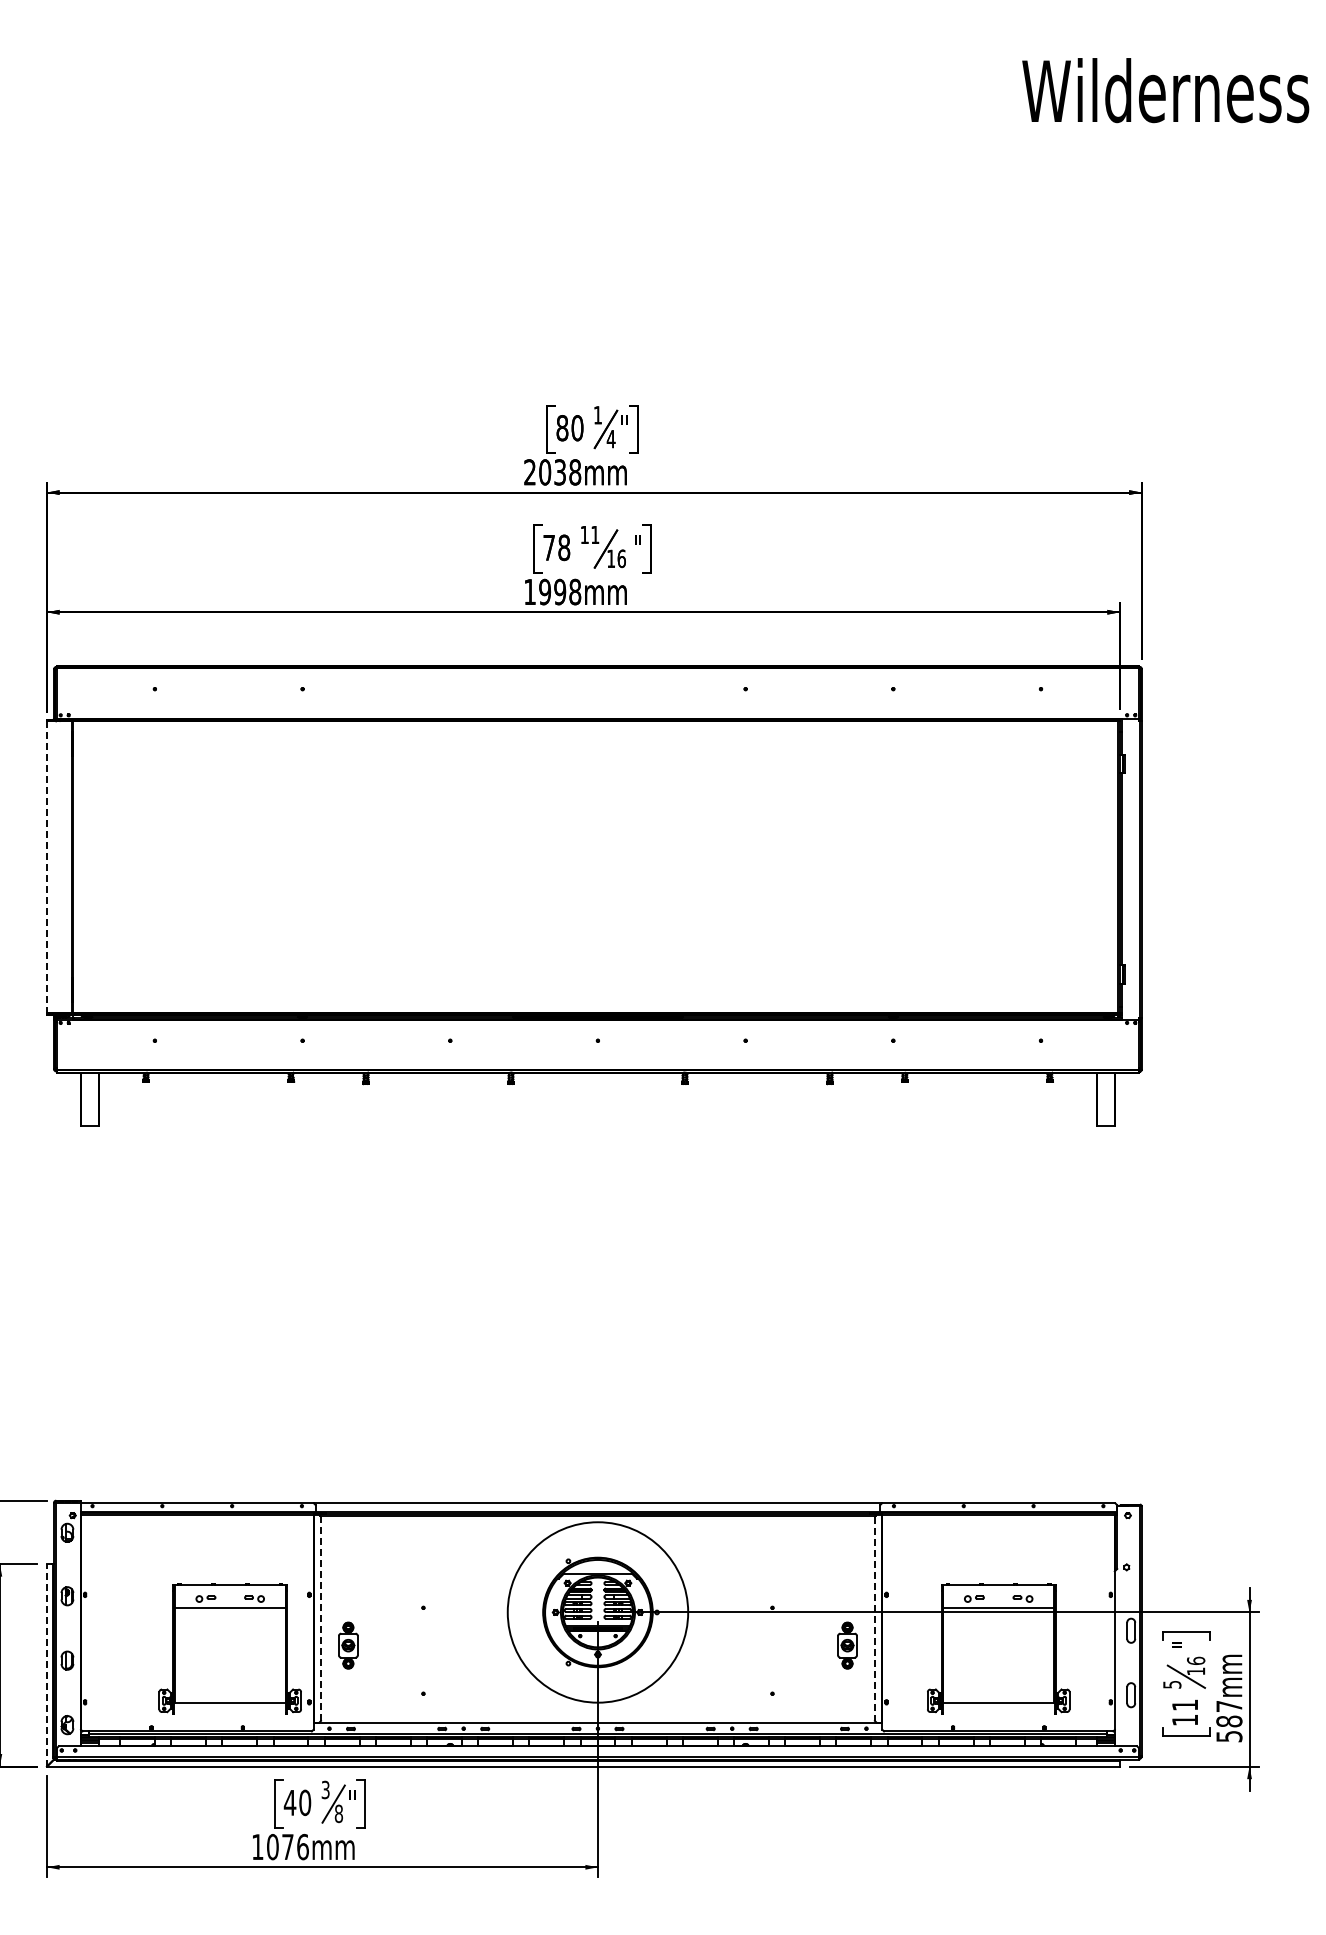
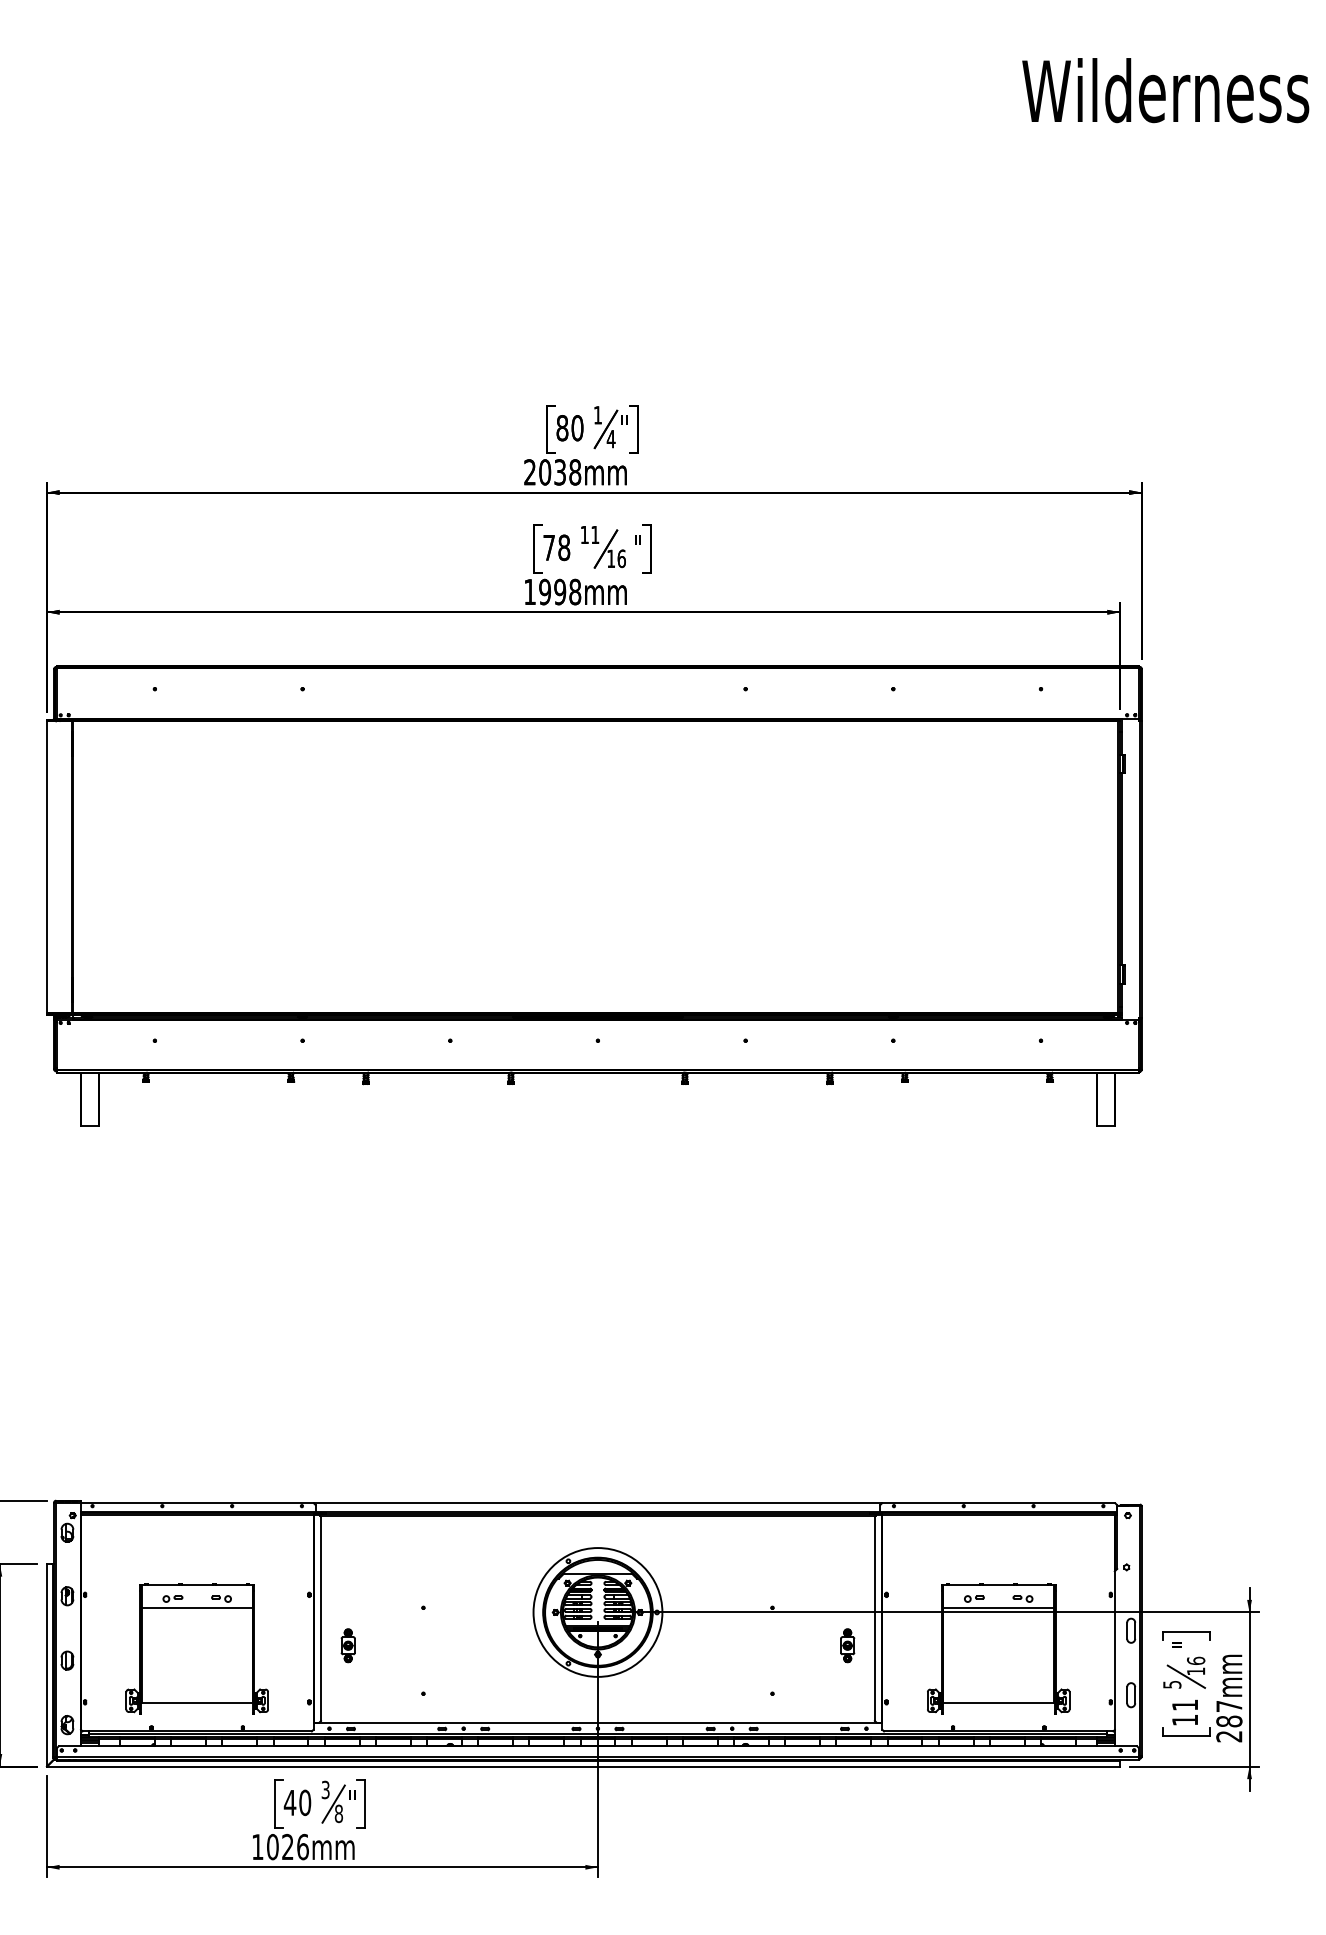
line: dashed -> solid (47, 867)
circle diameter: 180 px -> 129 px (597, 1612)
line: dashed -> solid (321, 1618)
line: dashed -> solid (874, 1619)
part size: 21x49 px -> 16x36 px (347, 1645)
part size: 21x49 px -> 16x36 px (847, 1645)
part position: (229, 1648) -> (196, 1648) (196, 1648)
line: dashed -> solid (47, 1664)
text: 587mm -> 287mm (1229, 1736)
text: 1076mm -> 1026mm (287, 1846)
